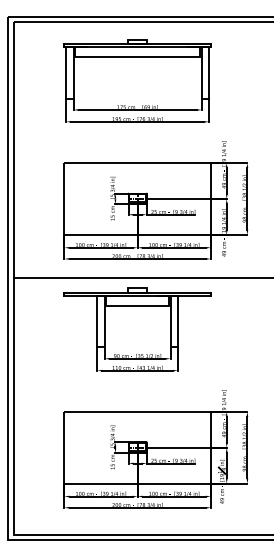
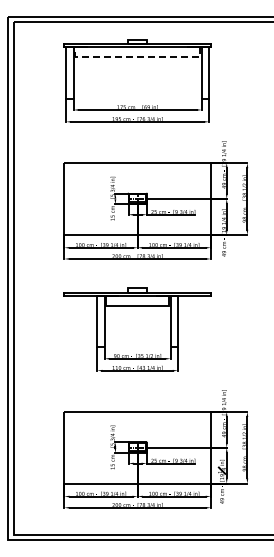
line: solid -> dashed (137, 56)
line: present -> none (141, 278)
